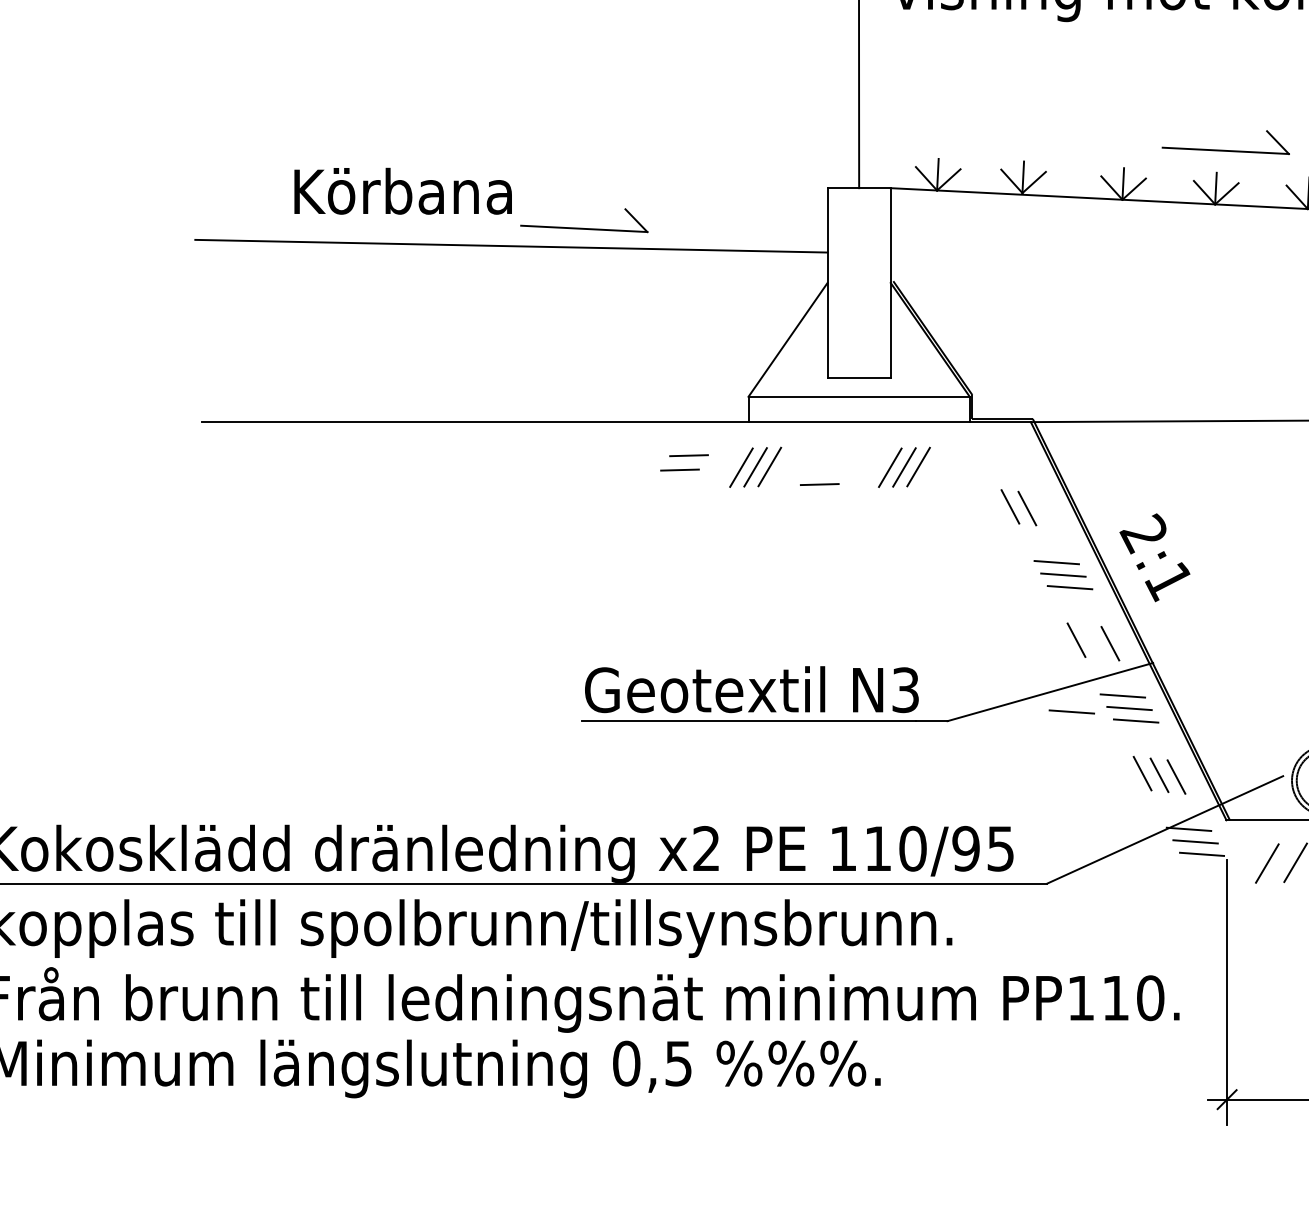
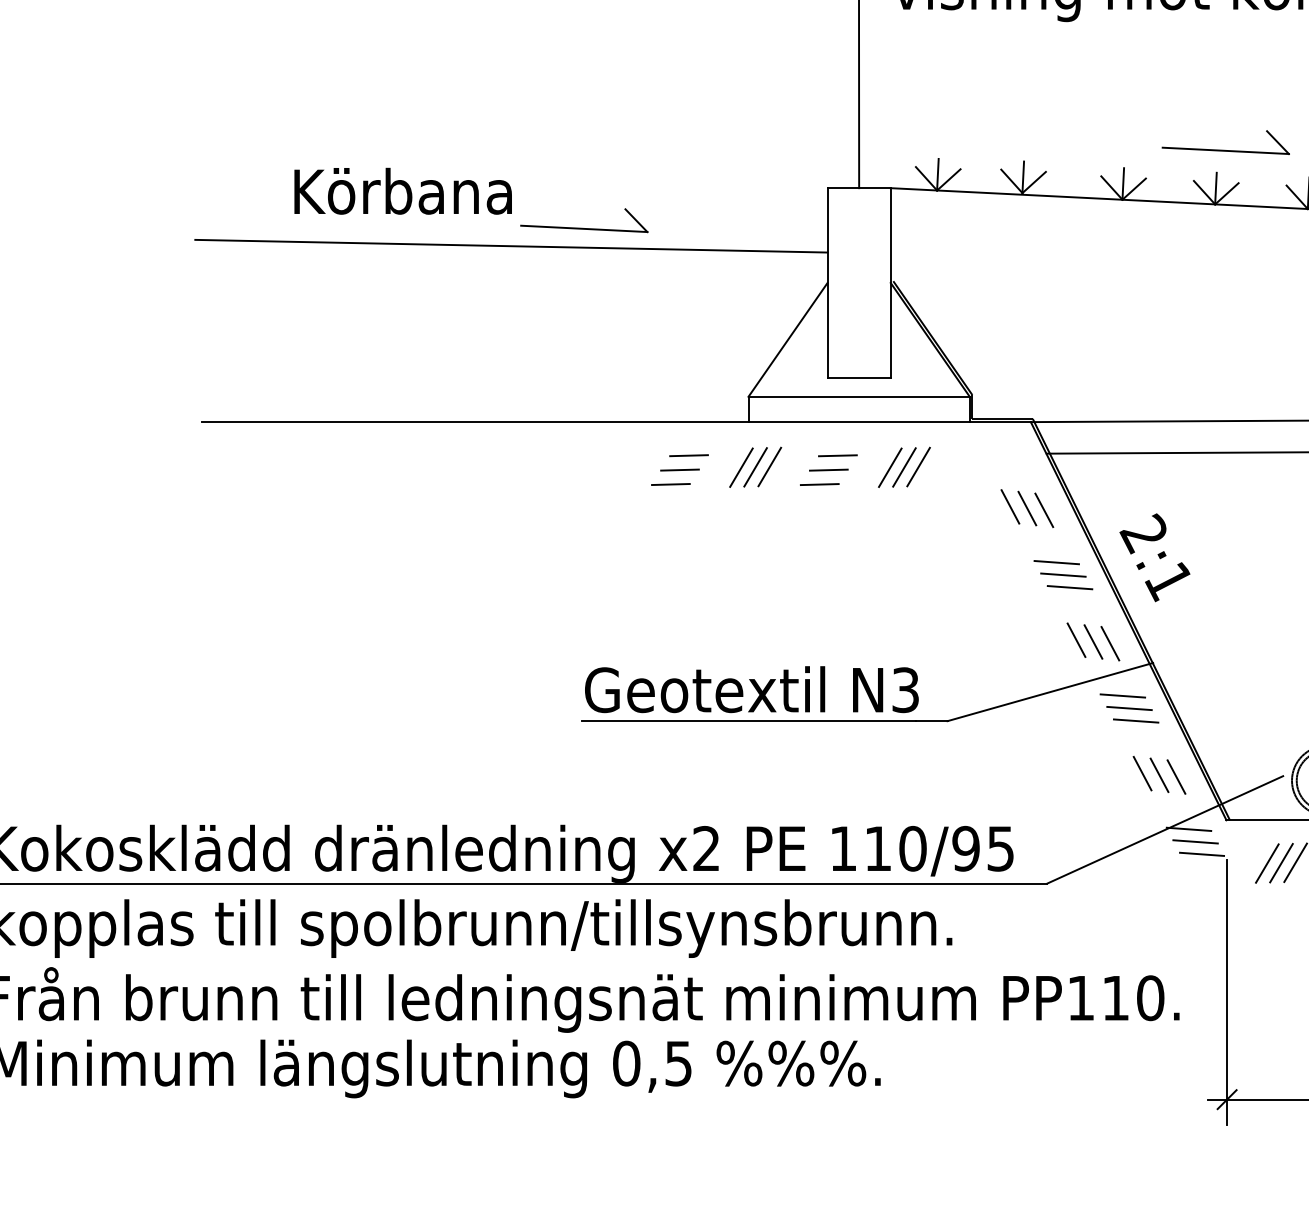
line: none -> present (1175, 452)
line: none -> present (837, 455)
line: none -> present (828, 469)
line: none -> present (670, 484)
line: none -> present (1044, 510)
line: none -> present (1093, 641)
line: present -> none (1071, 711)
line: none -> present (1281, 863)
